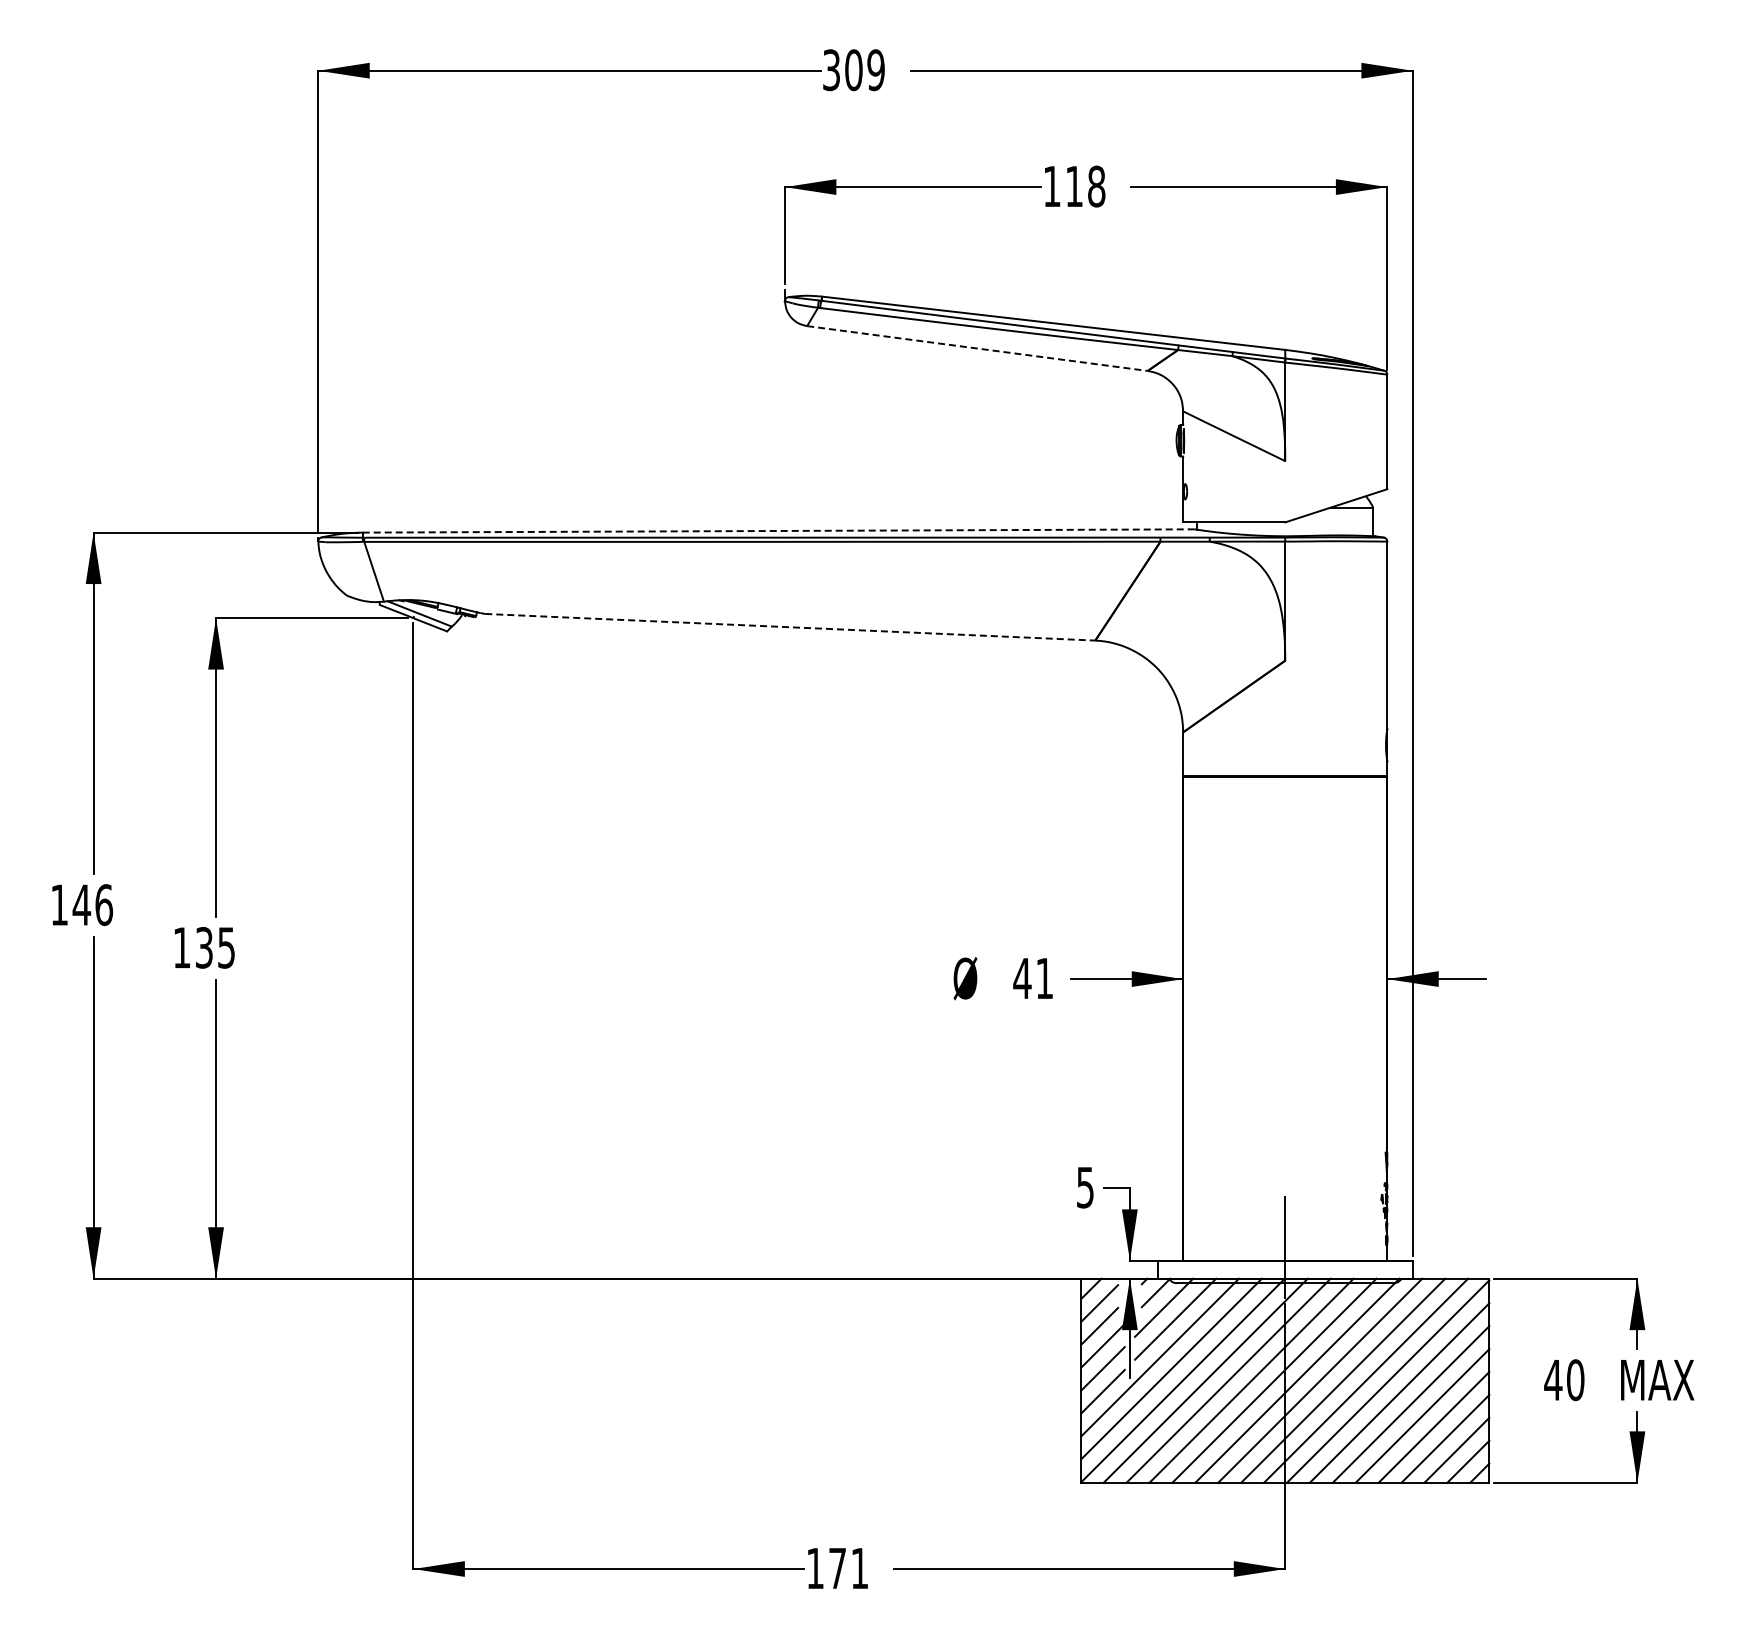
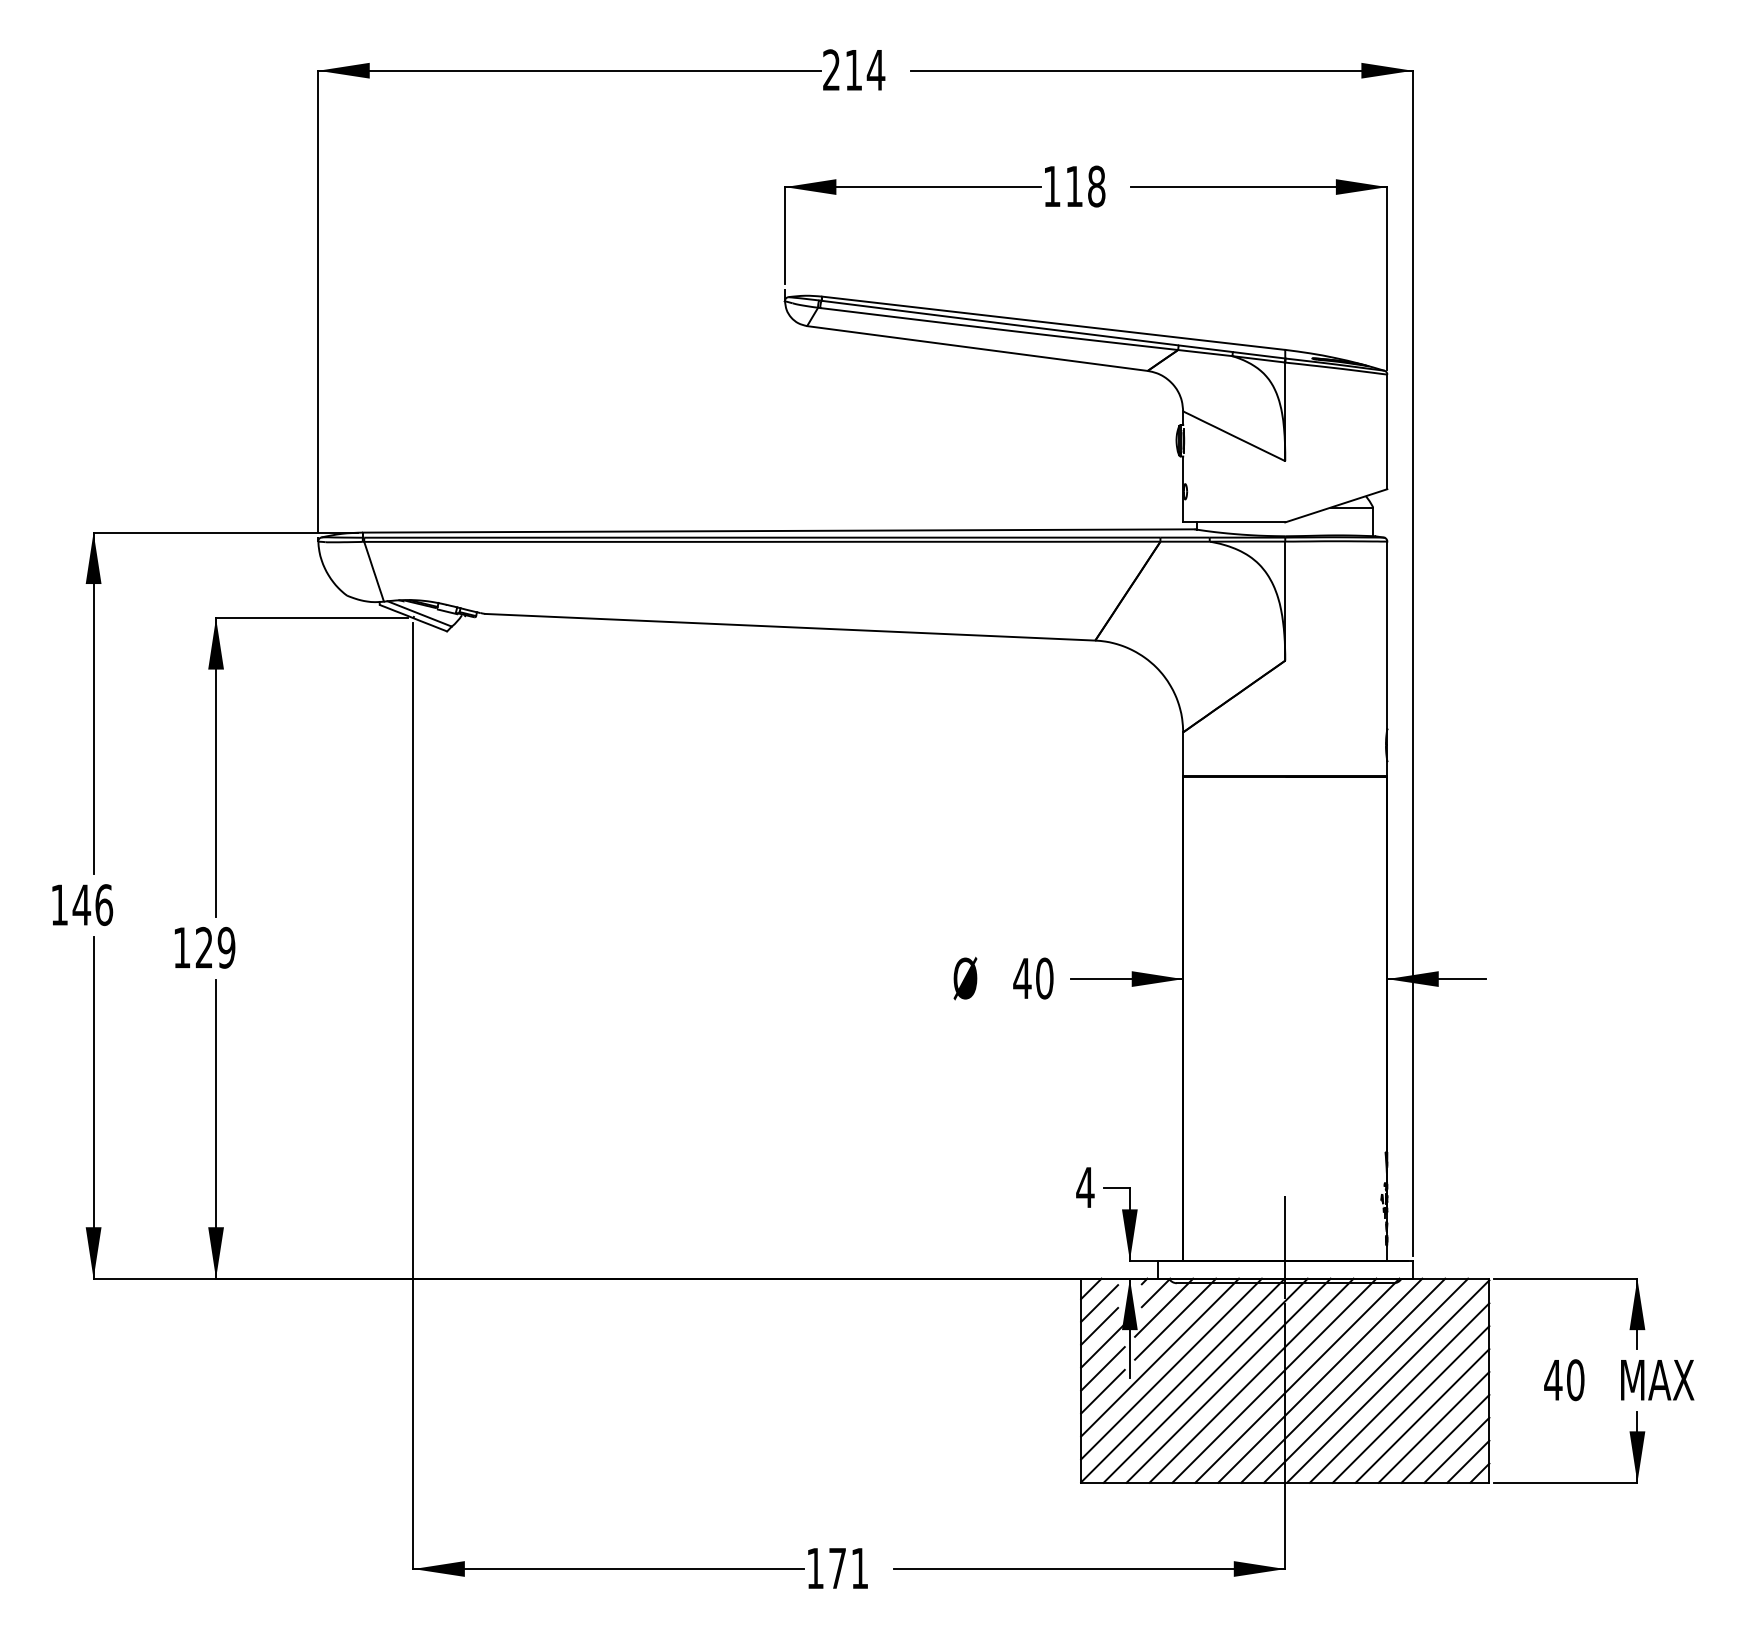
text: 309 -> 214 (854, 70)
line: dashed -> solid (977, 348)
line: dashed -> solid (778, 530)
line: dashed -> solid (790, 627)
text: 135 -> 129 (215, 947)
text: 41 -> 40 (1044, 978)
text: 5 -> 4 (1085, 1187)
